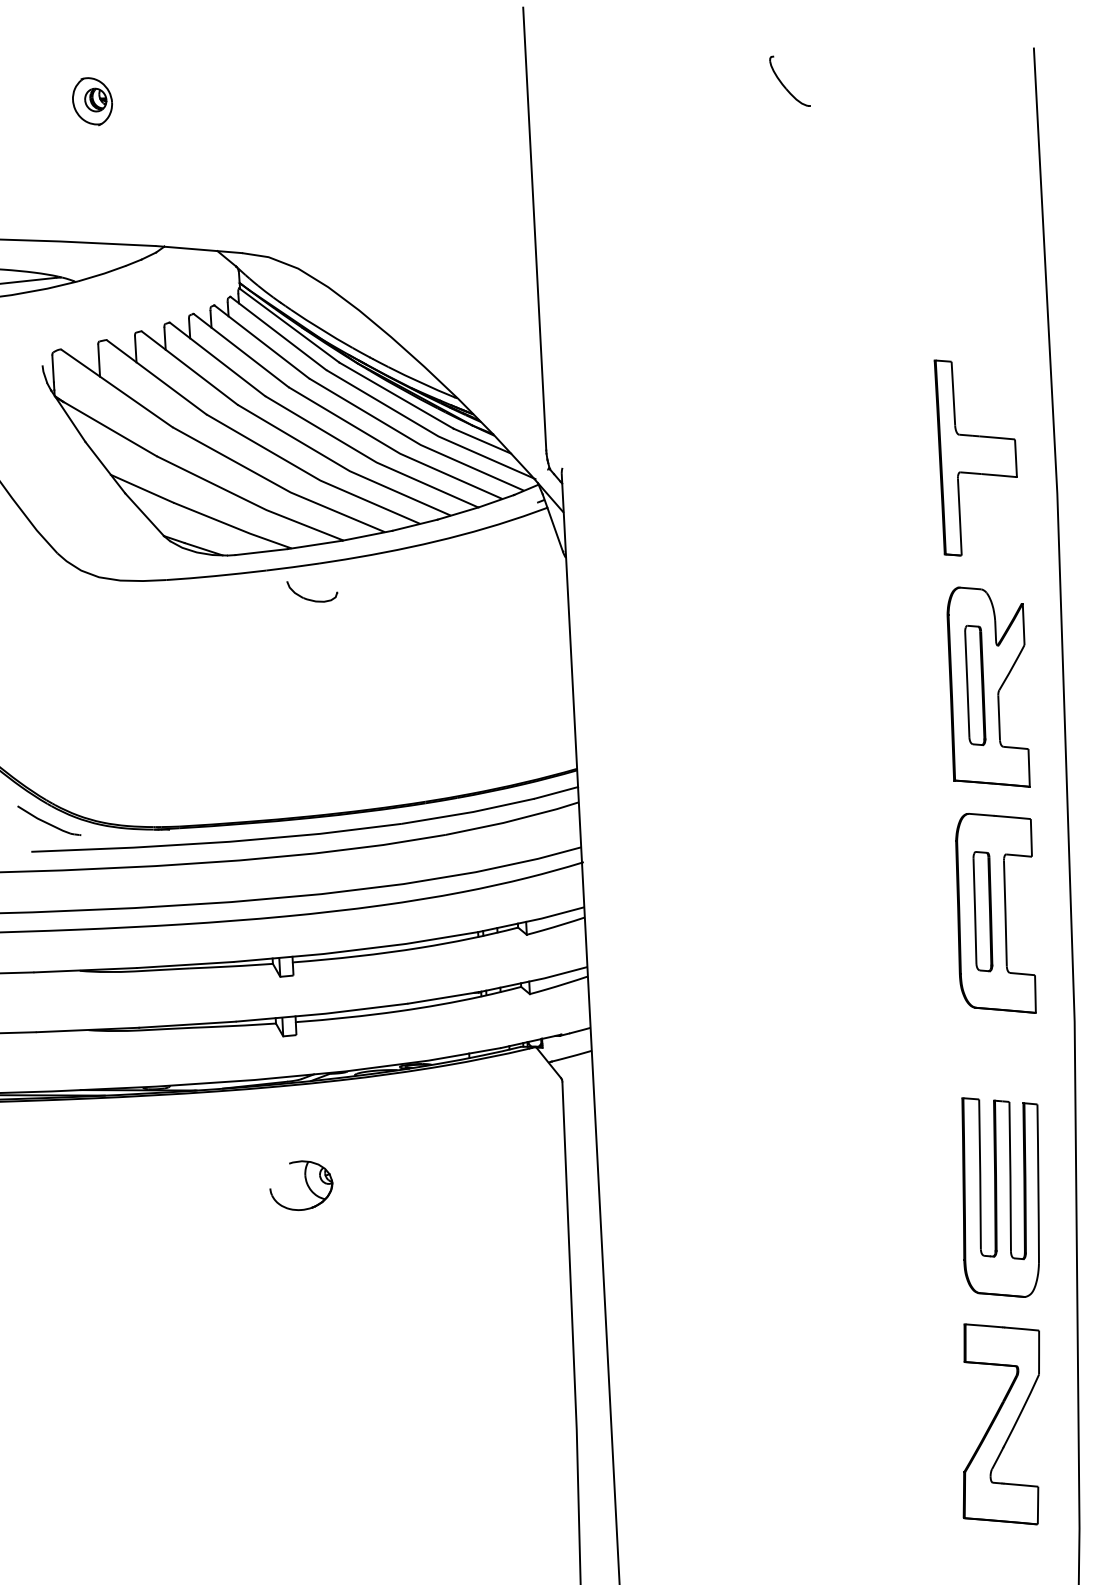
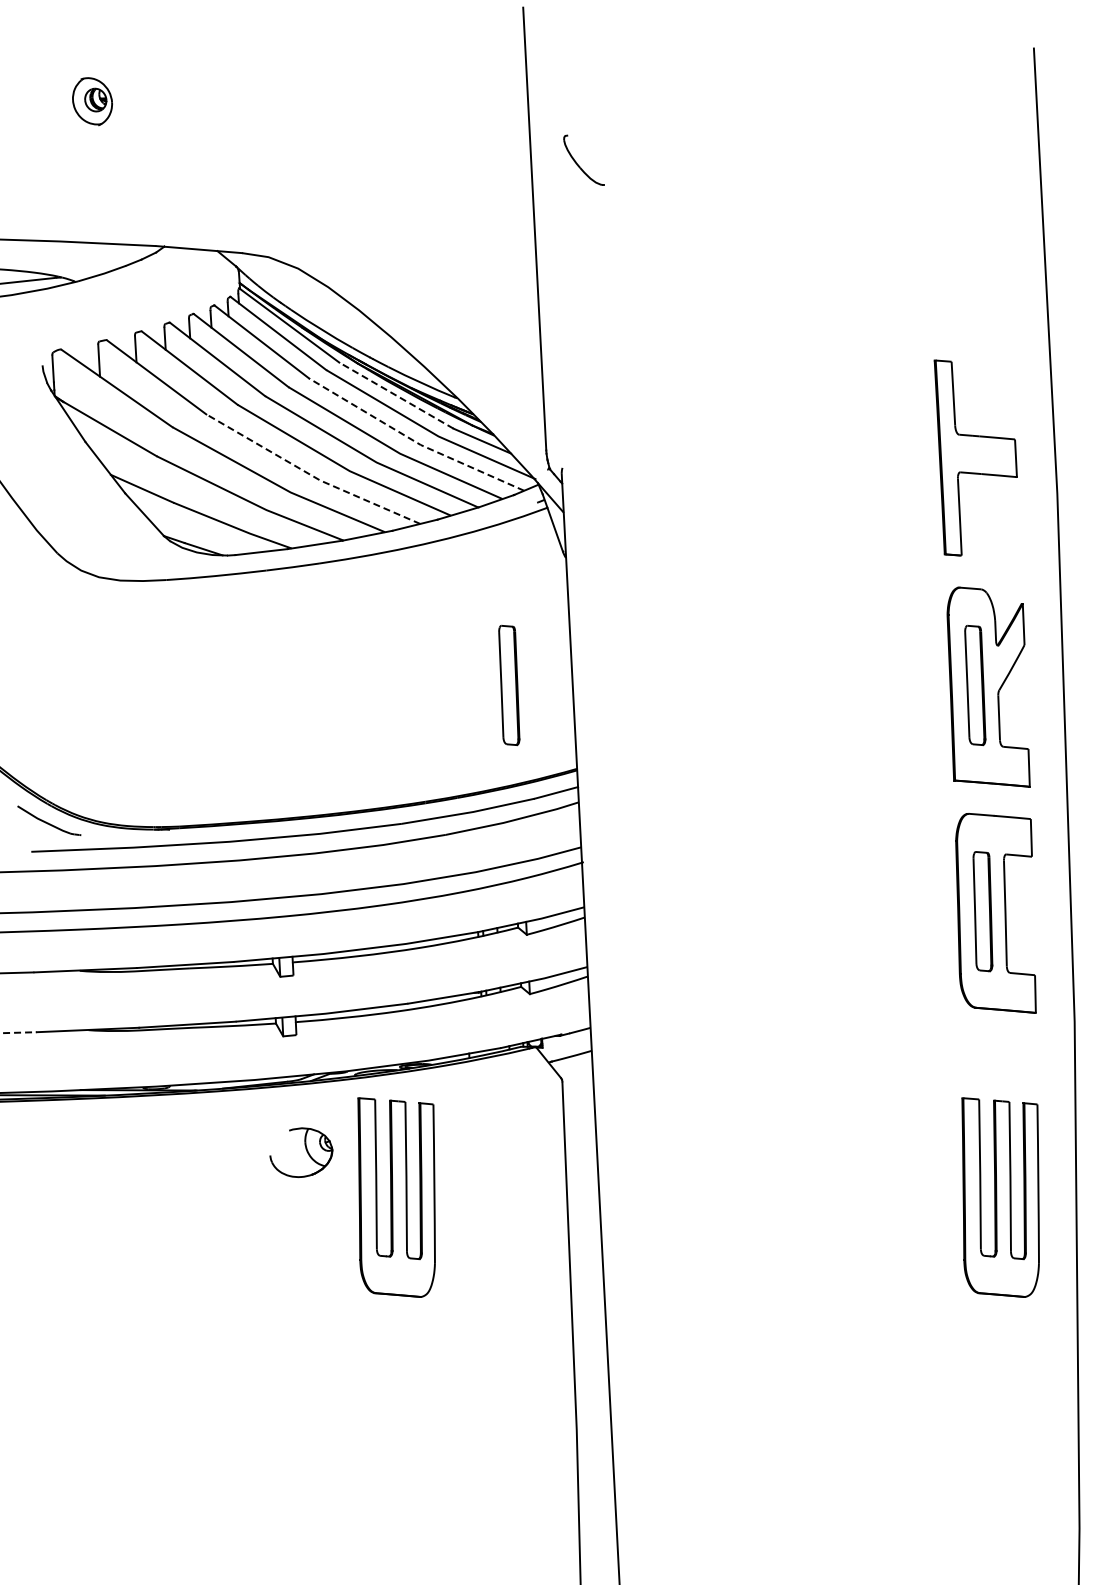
part position: (784, 85) -> (578, 164) (578, 164)
line: solid -> dashed (396, 395)
line: solid -> dashed (413, 440)
line: solid -> dashed (310, 474)
part: present -> none (312, 599)
part: none -> present (509, 685)
line: solid -> dashed (18, 1032)
part position: (301, 1185) -> (301, 1152) (301, 1152)
part: none -> present (396, 1197)
part: present -> none (1000, 1424)
